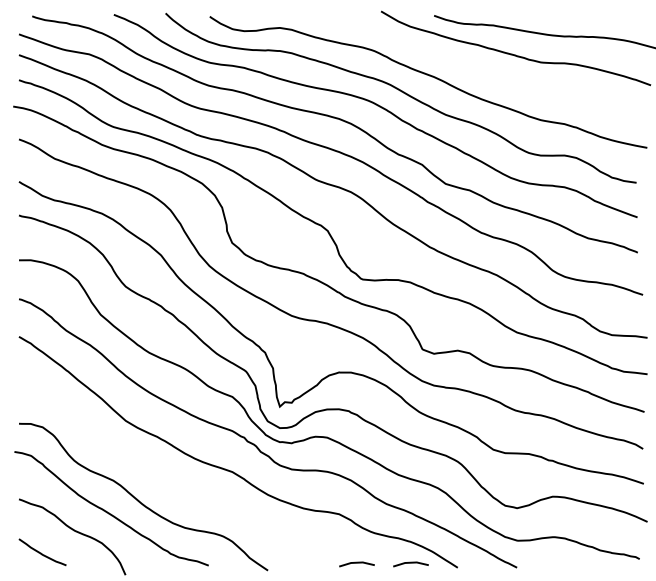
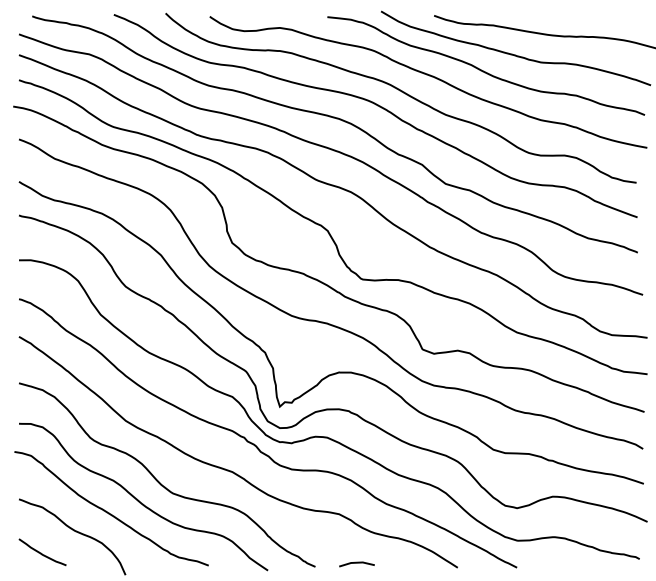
curve: none -> present (483, 70)
curve: none -> present (159, 481)
line: present -> none (410, 563)
